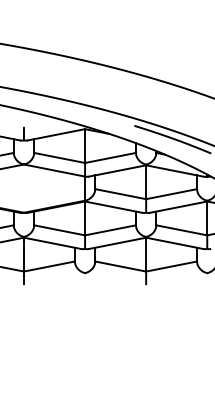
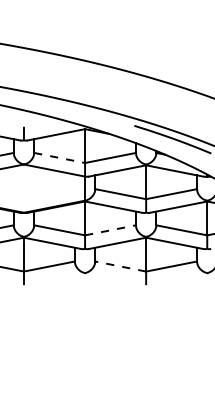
line: solid -> dashed (59, 157)
line: solid -> dashed (110, 230)
line: solid -> dashed (120, 266)
